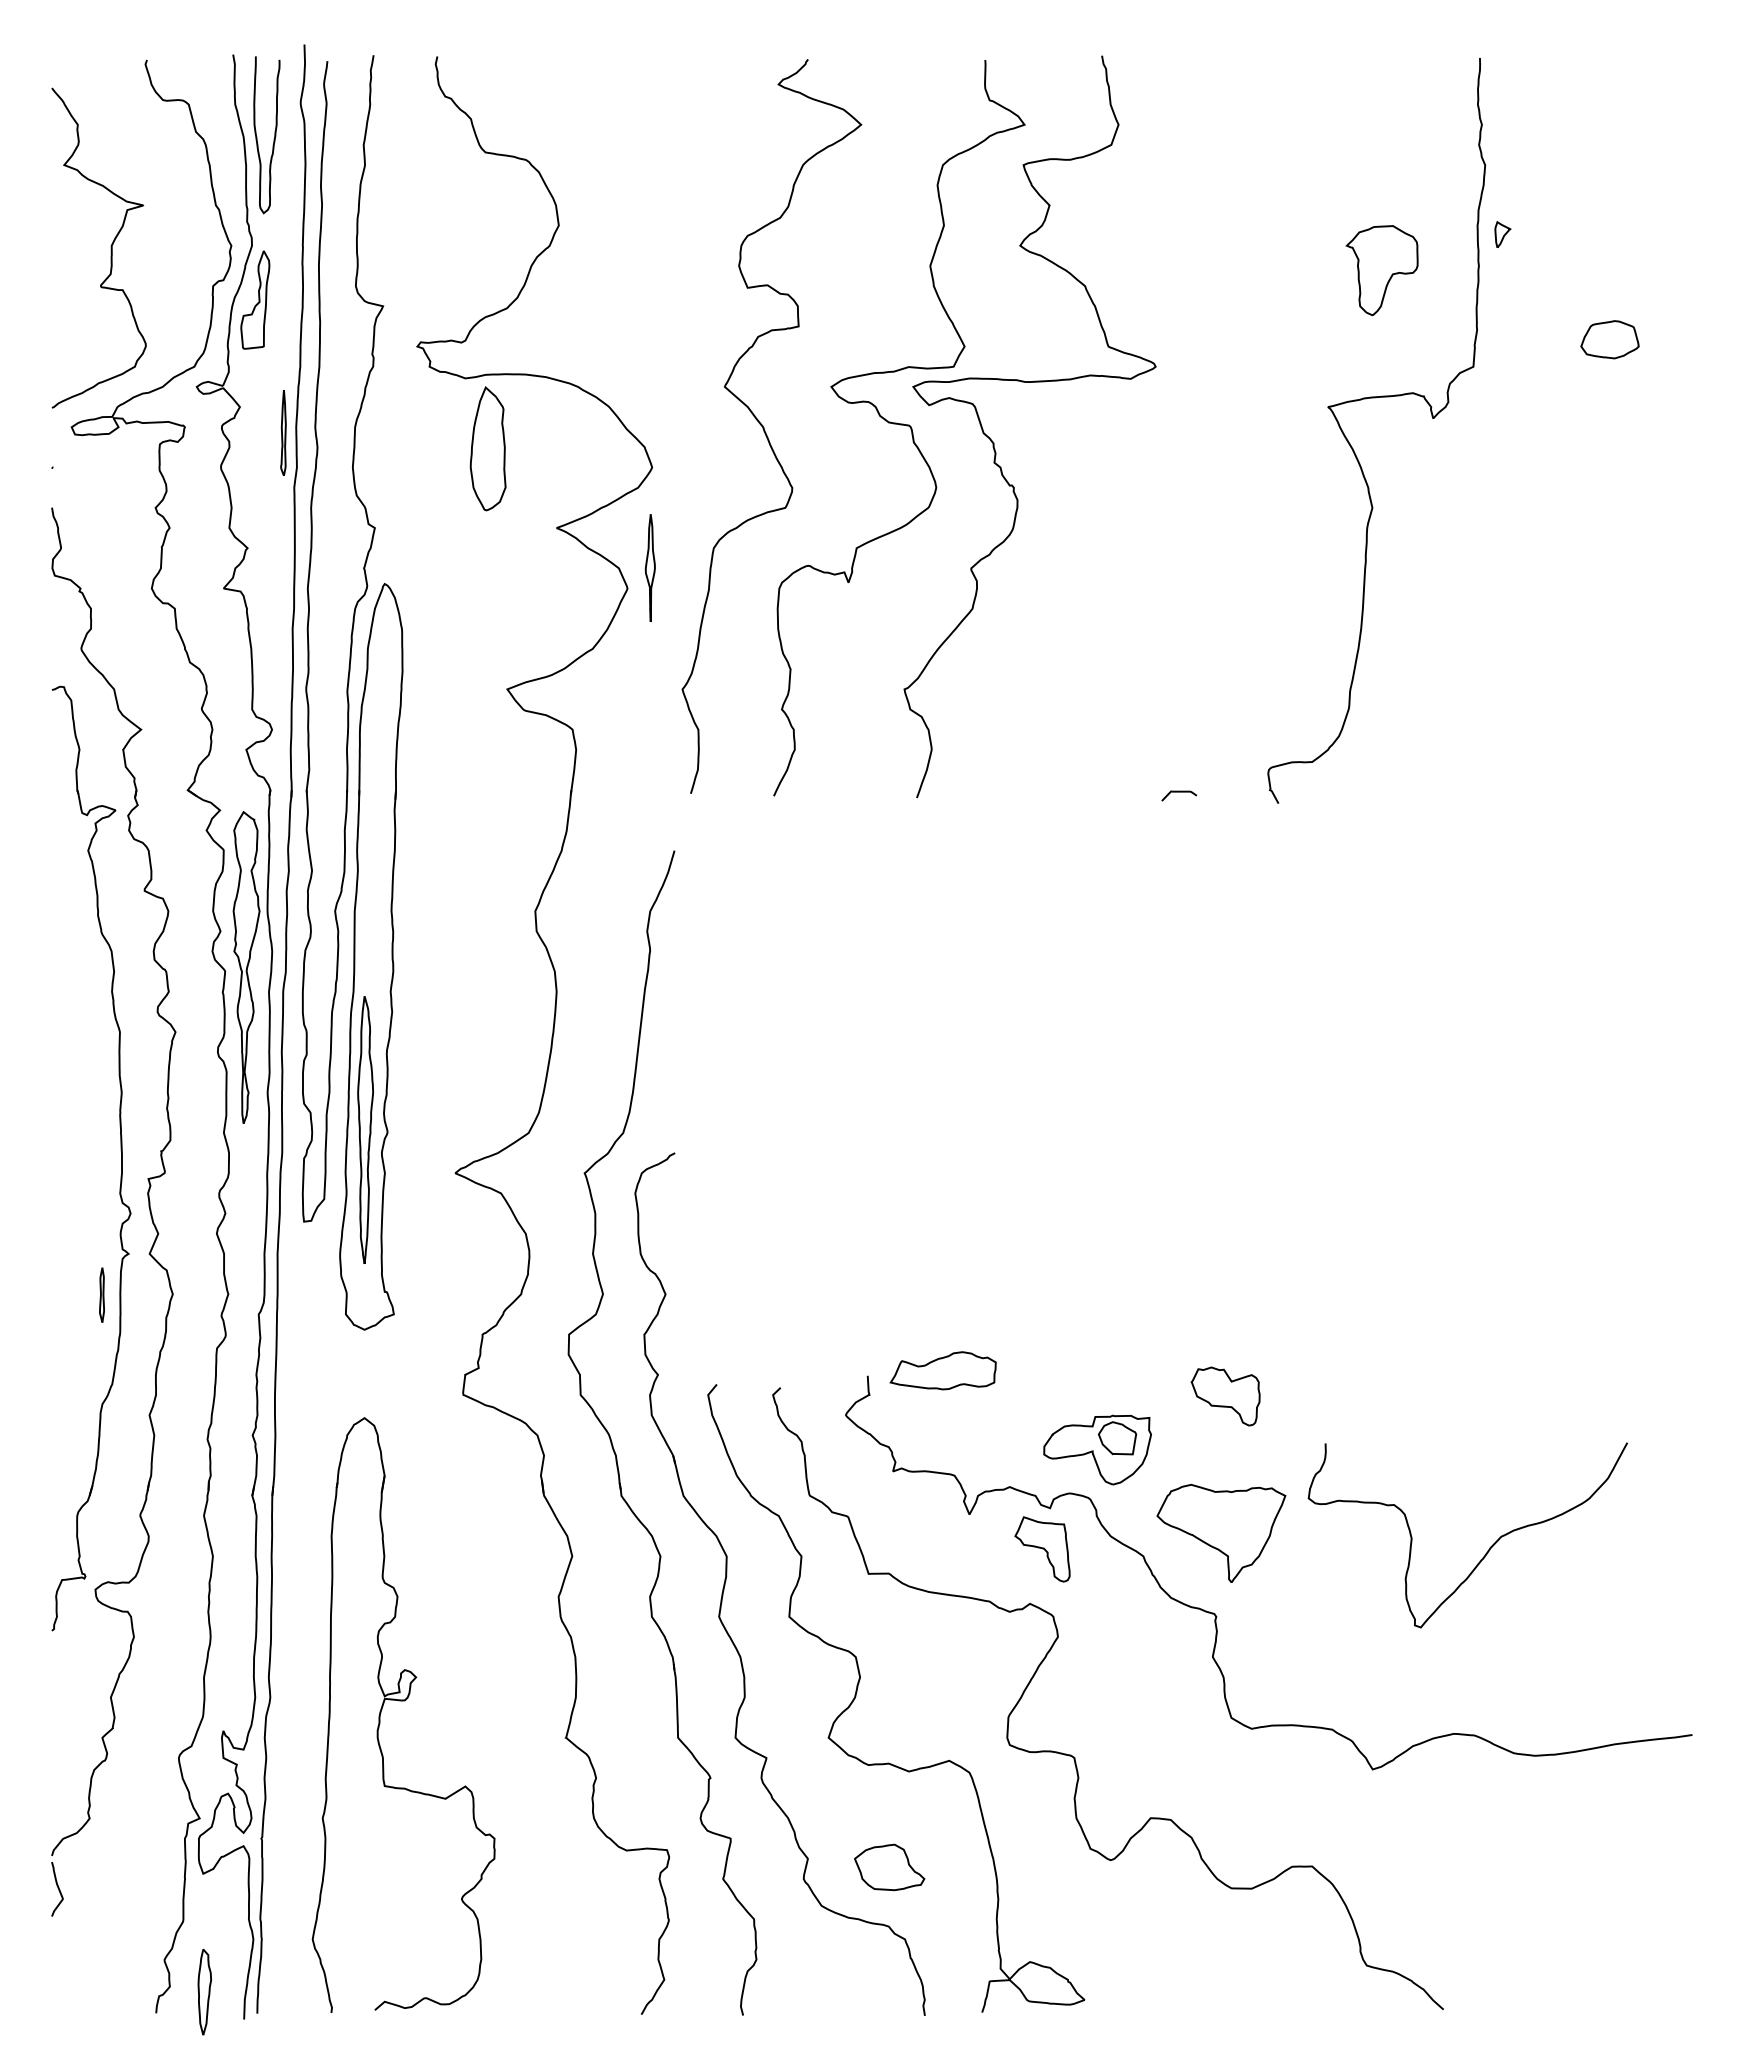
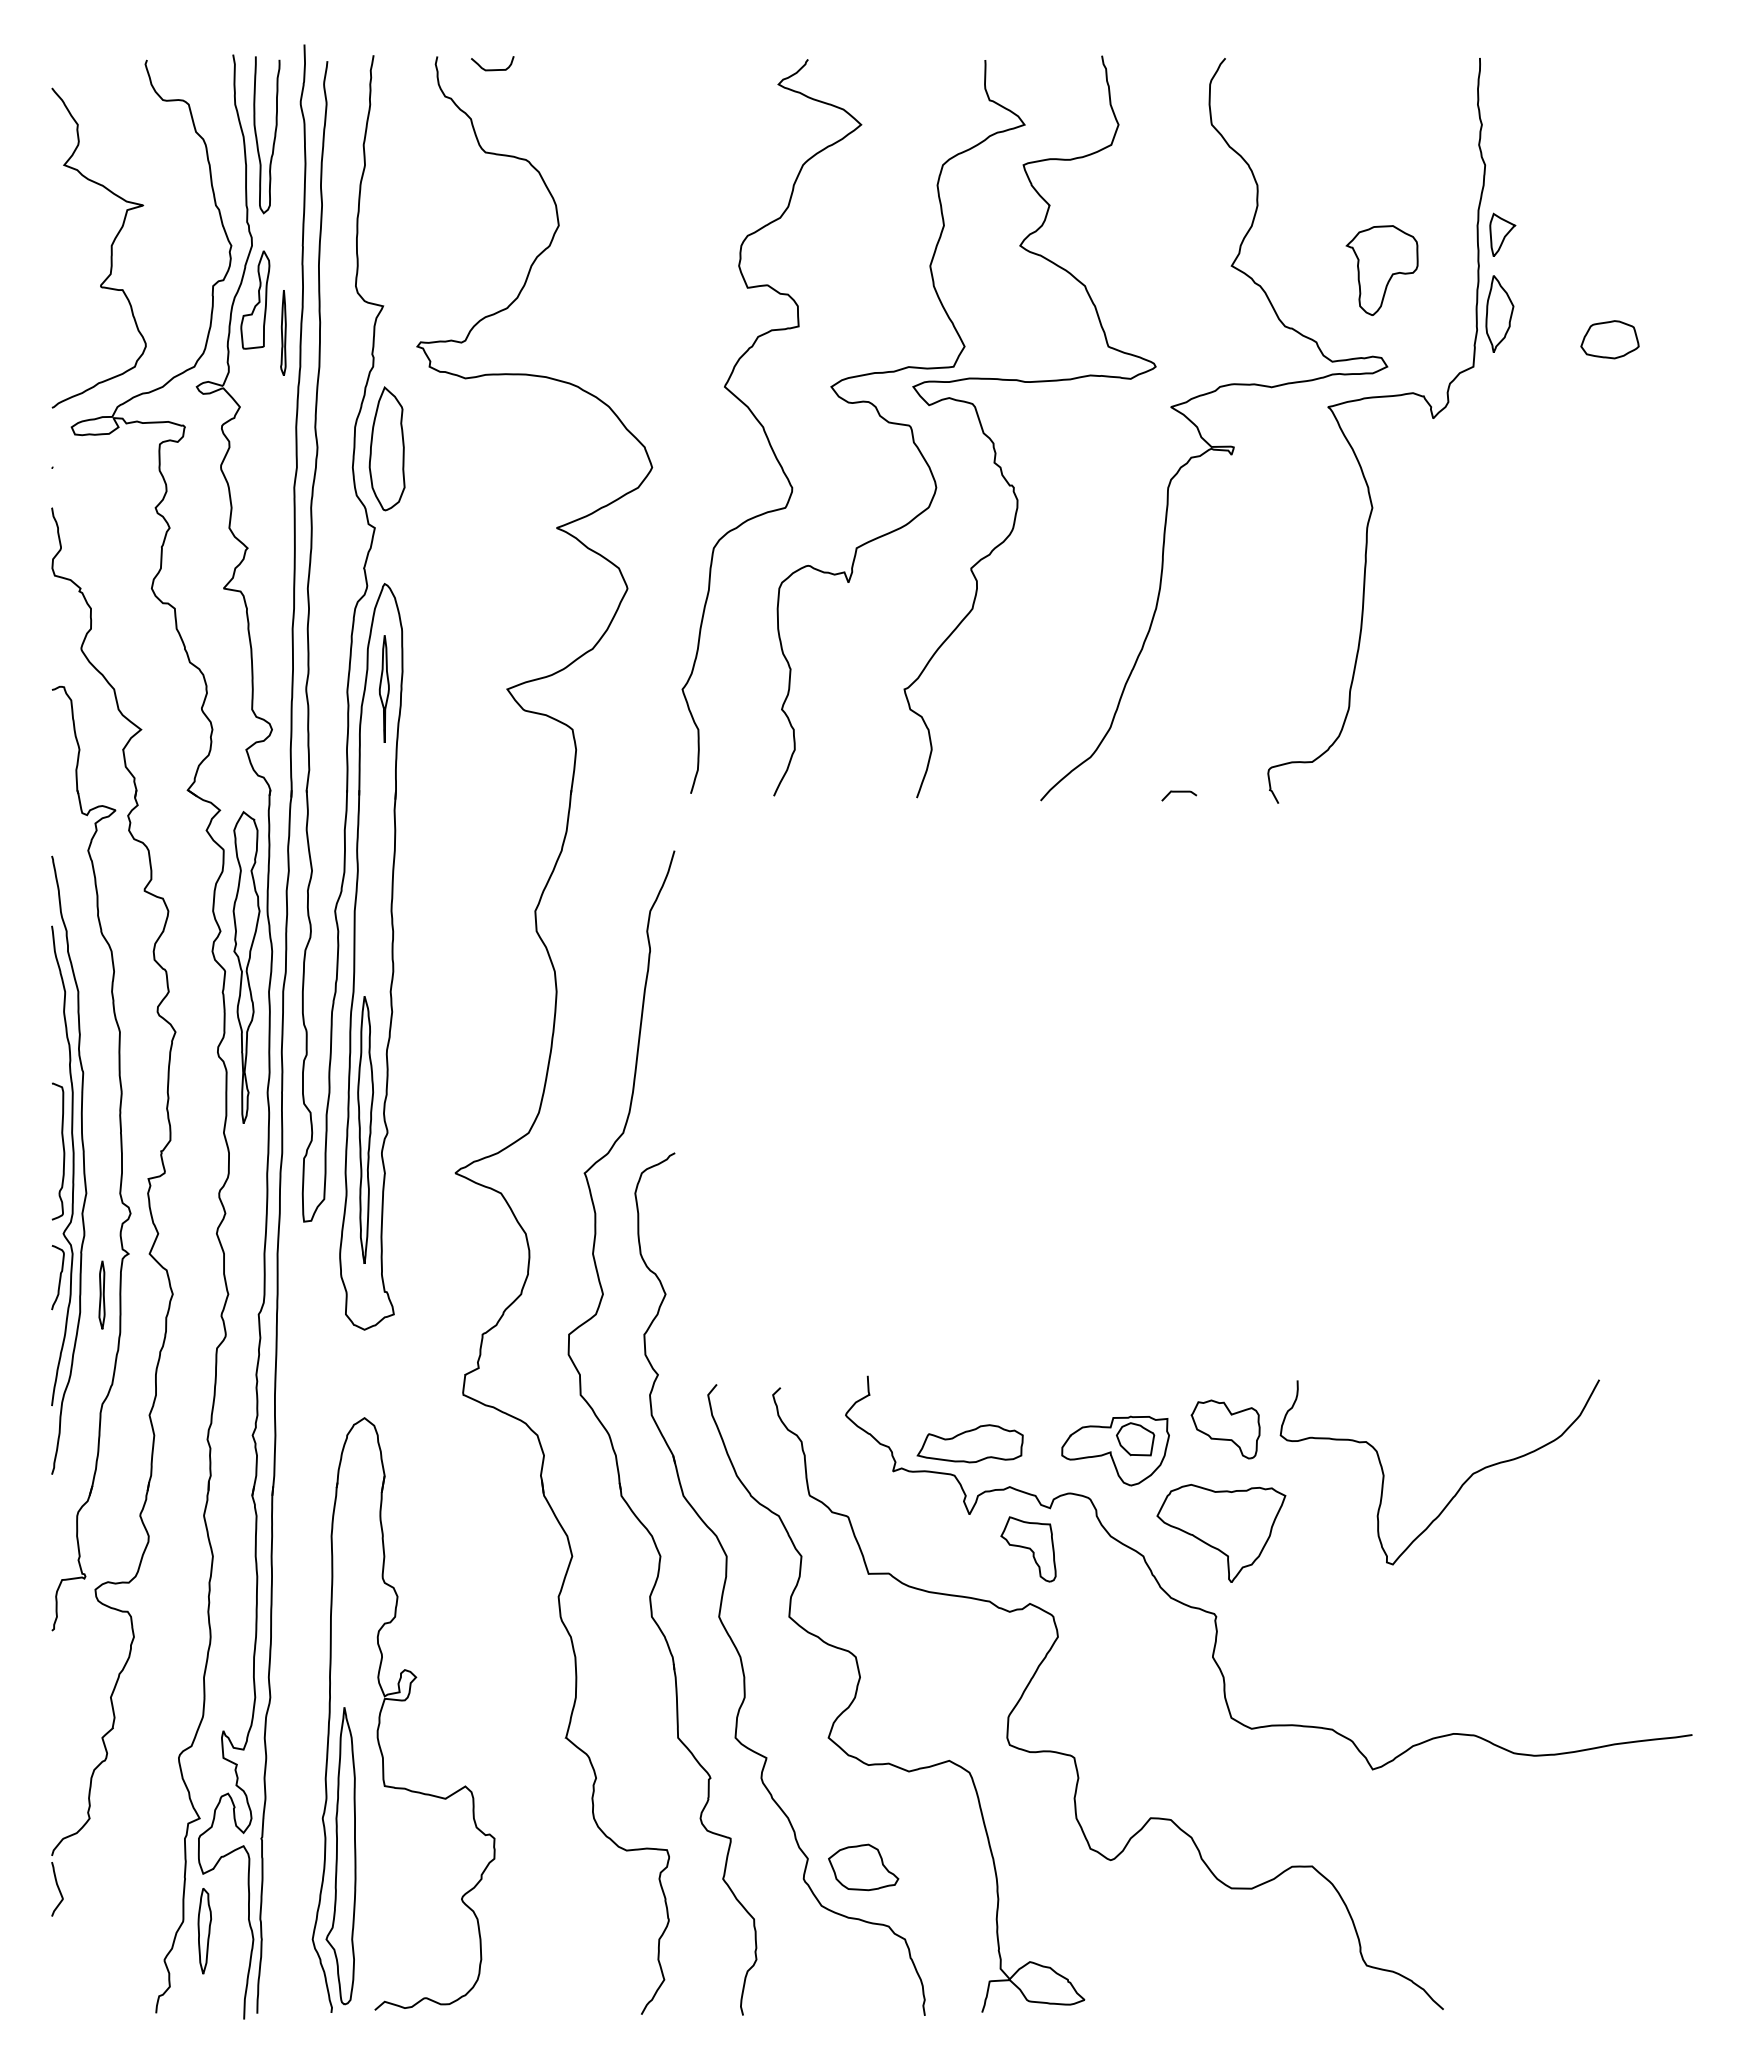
curve: none -> present (492, 69)
part size: 18x27 px -> 28x45 px (1502, 234)
part: none -> present (1499, 313)
part position: (283, 432) -> (283, 332) (283, 332)
curve: none -> present (1204, 438)
part position: (487, 448) -> (386, 448) (386, 448)
part position: (649, 567) -> (383, 688) (383, 688)
part: none -> present (69, 1164)
part size: 6x56 px -> 8x70 px (101, 1294)
part position: (942, 1370) -> (969, 1443) (969, 1443)
part position: (1225, 1396) -> (1225, 1429) (1225, 1429)
part position: (1097, 1449) -> (1115, 1450) (1115, 1450)
part position: (1042, 1549) -> (1028, 1549) (1028, 1549)
curve position: (1487, 1550) -> (1459, 1487) (1459, 1487)
part: none -> present (340, 1856)
part position: (889, 1867) -> (863, 1867) (863, 1867)
part position: (204, 1992) -> (204, 1931) (204, 1931)
